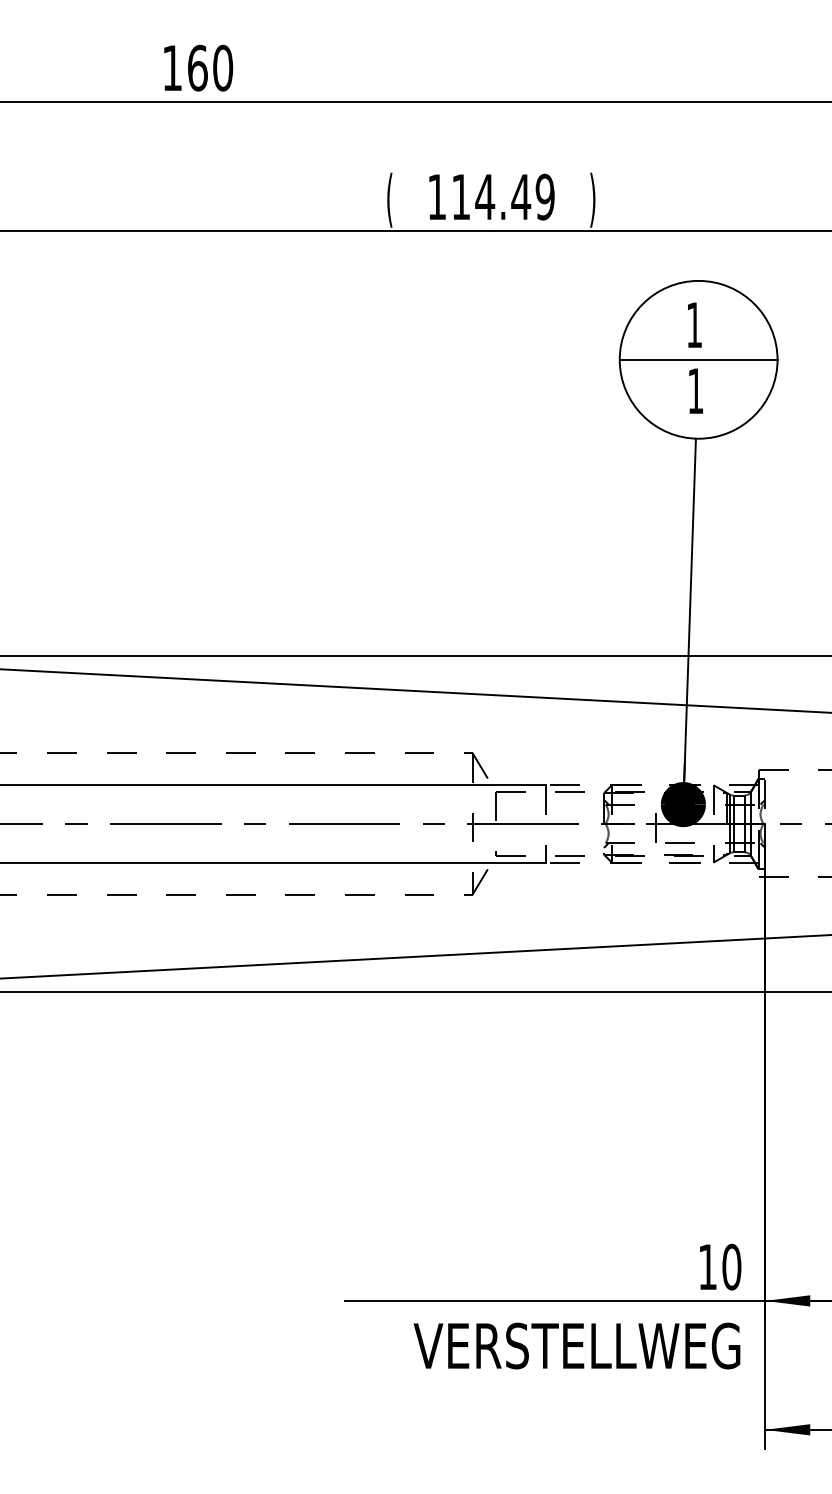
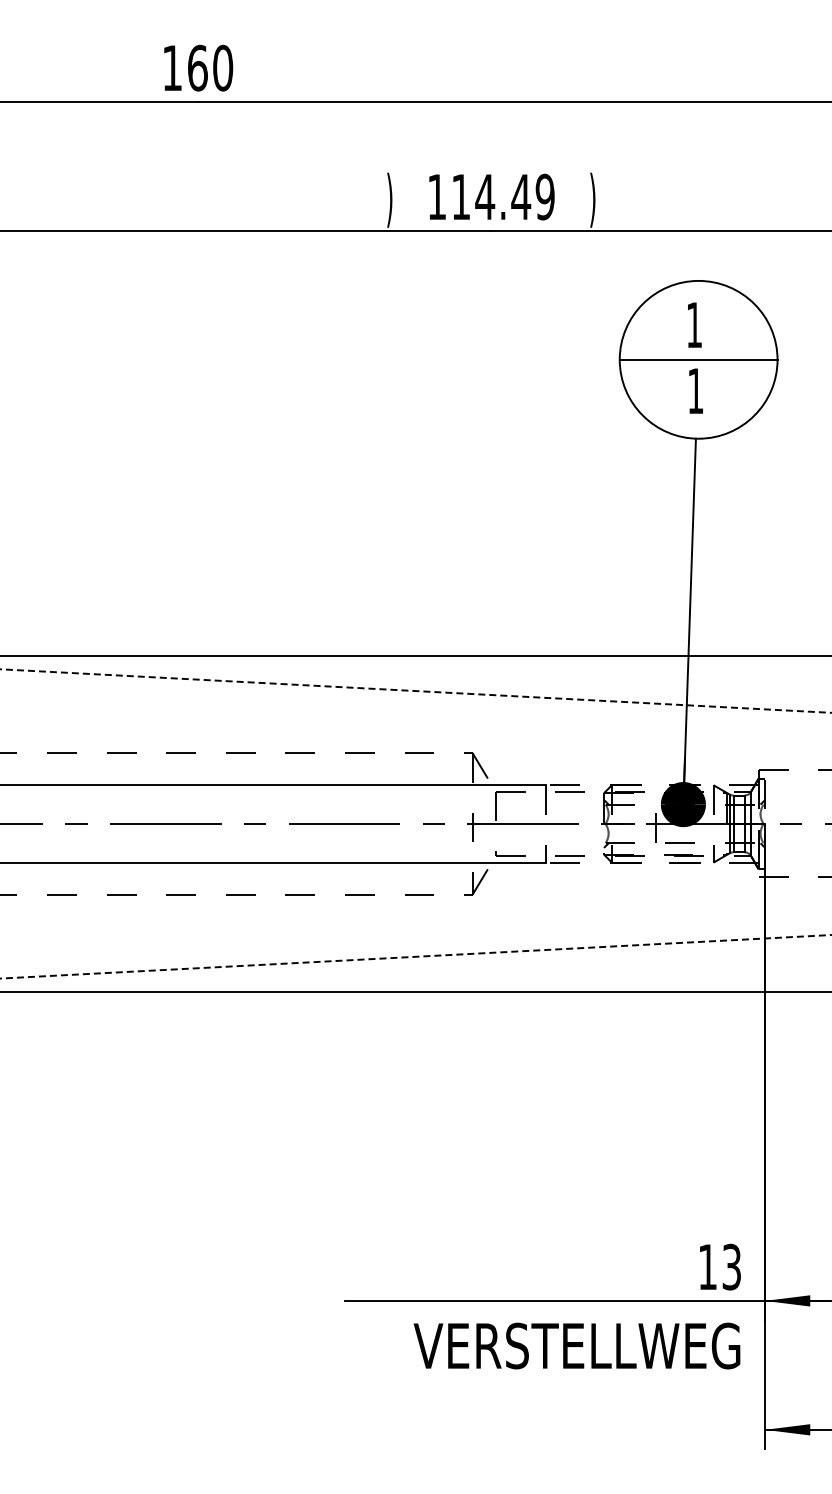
text: ( -> ) (389, 199)
line: solid -> dashed (416, 691)
line: solid -> dashed (416, 956)
text: 10 -> 13 (731, 1266)
